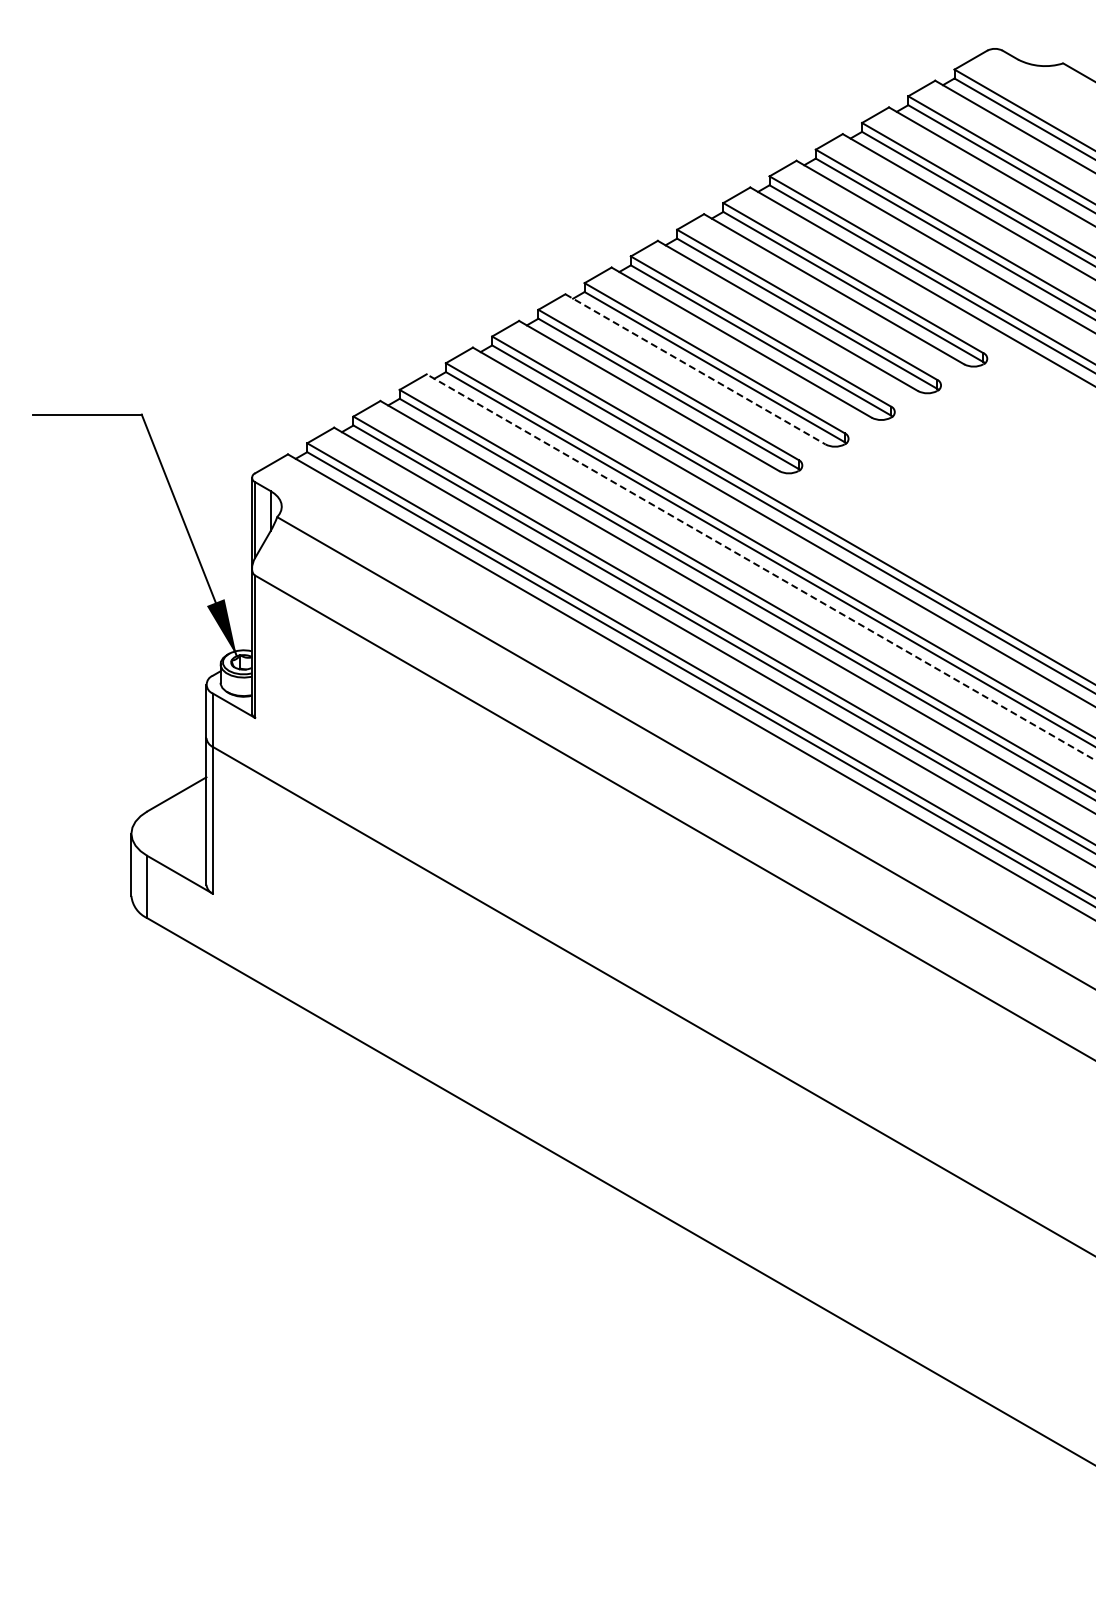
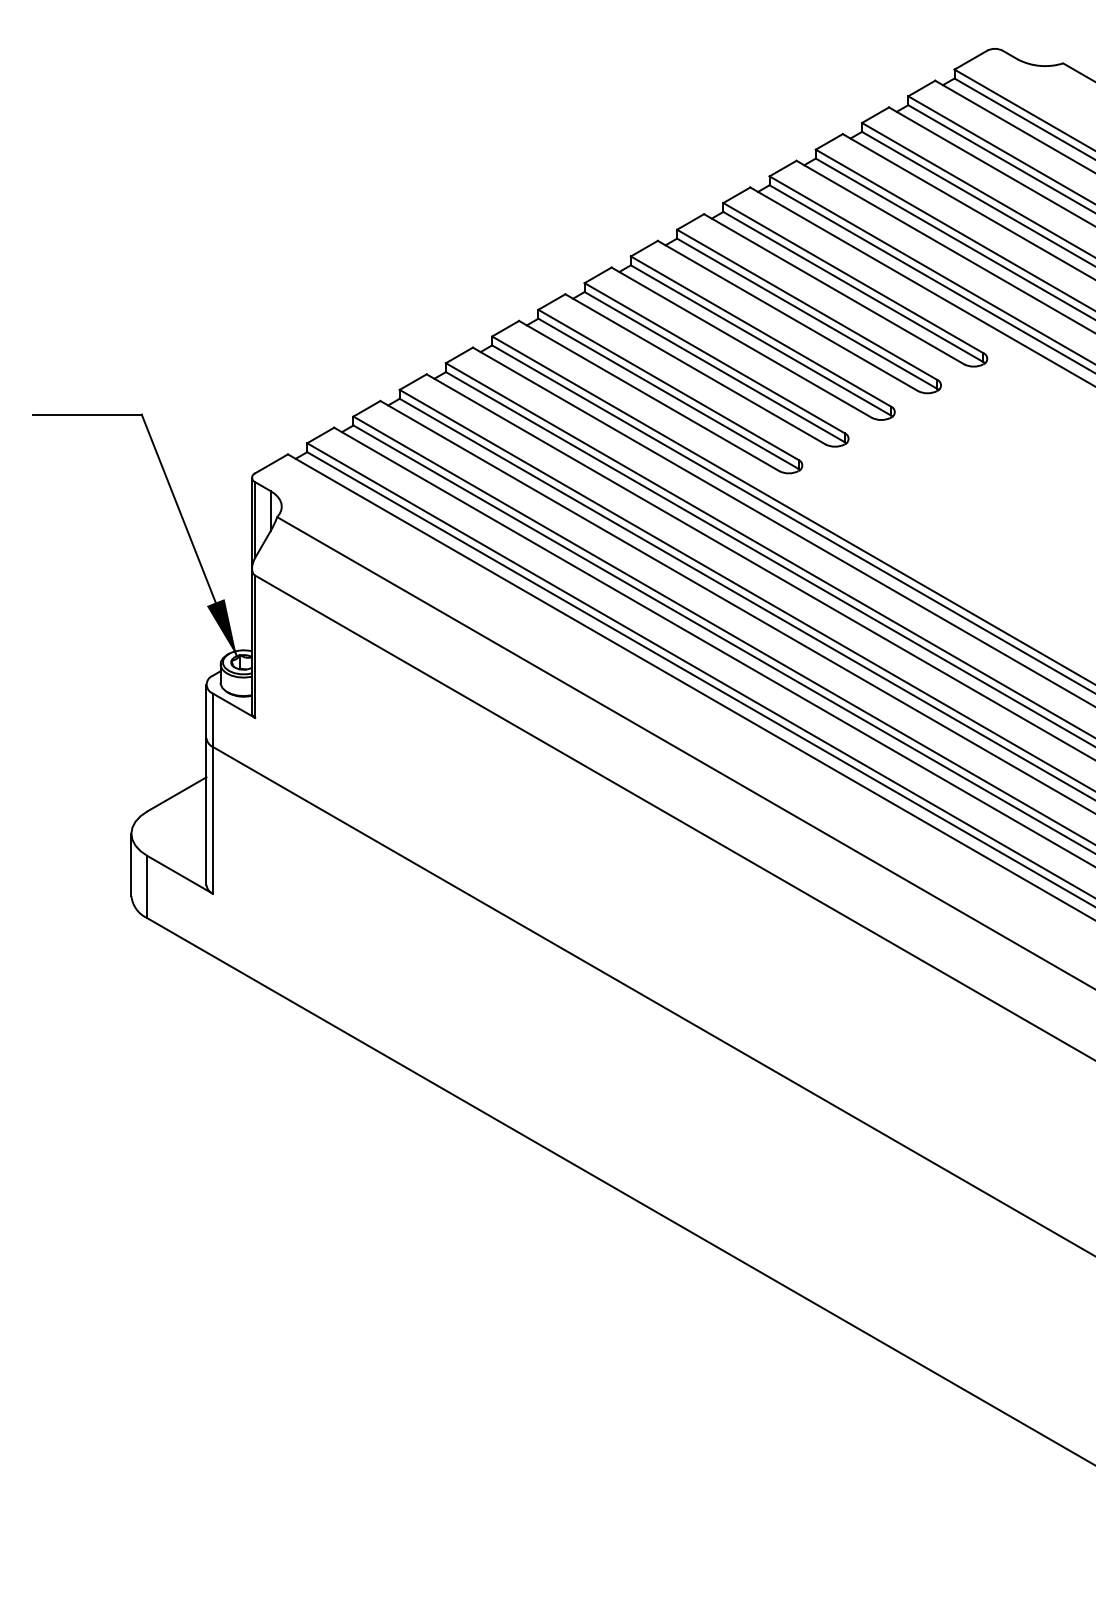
line: dashed -> solid (695, 369)
line: dashed -> solid (760, 567)
